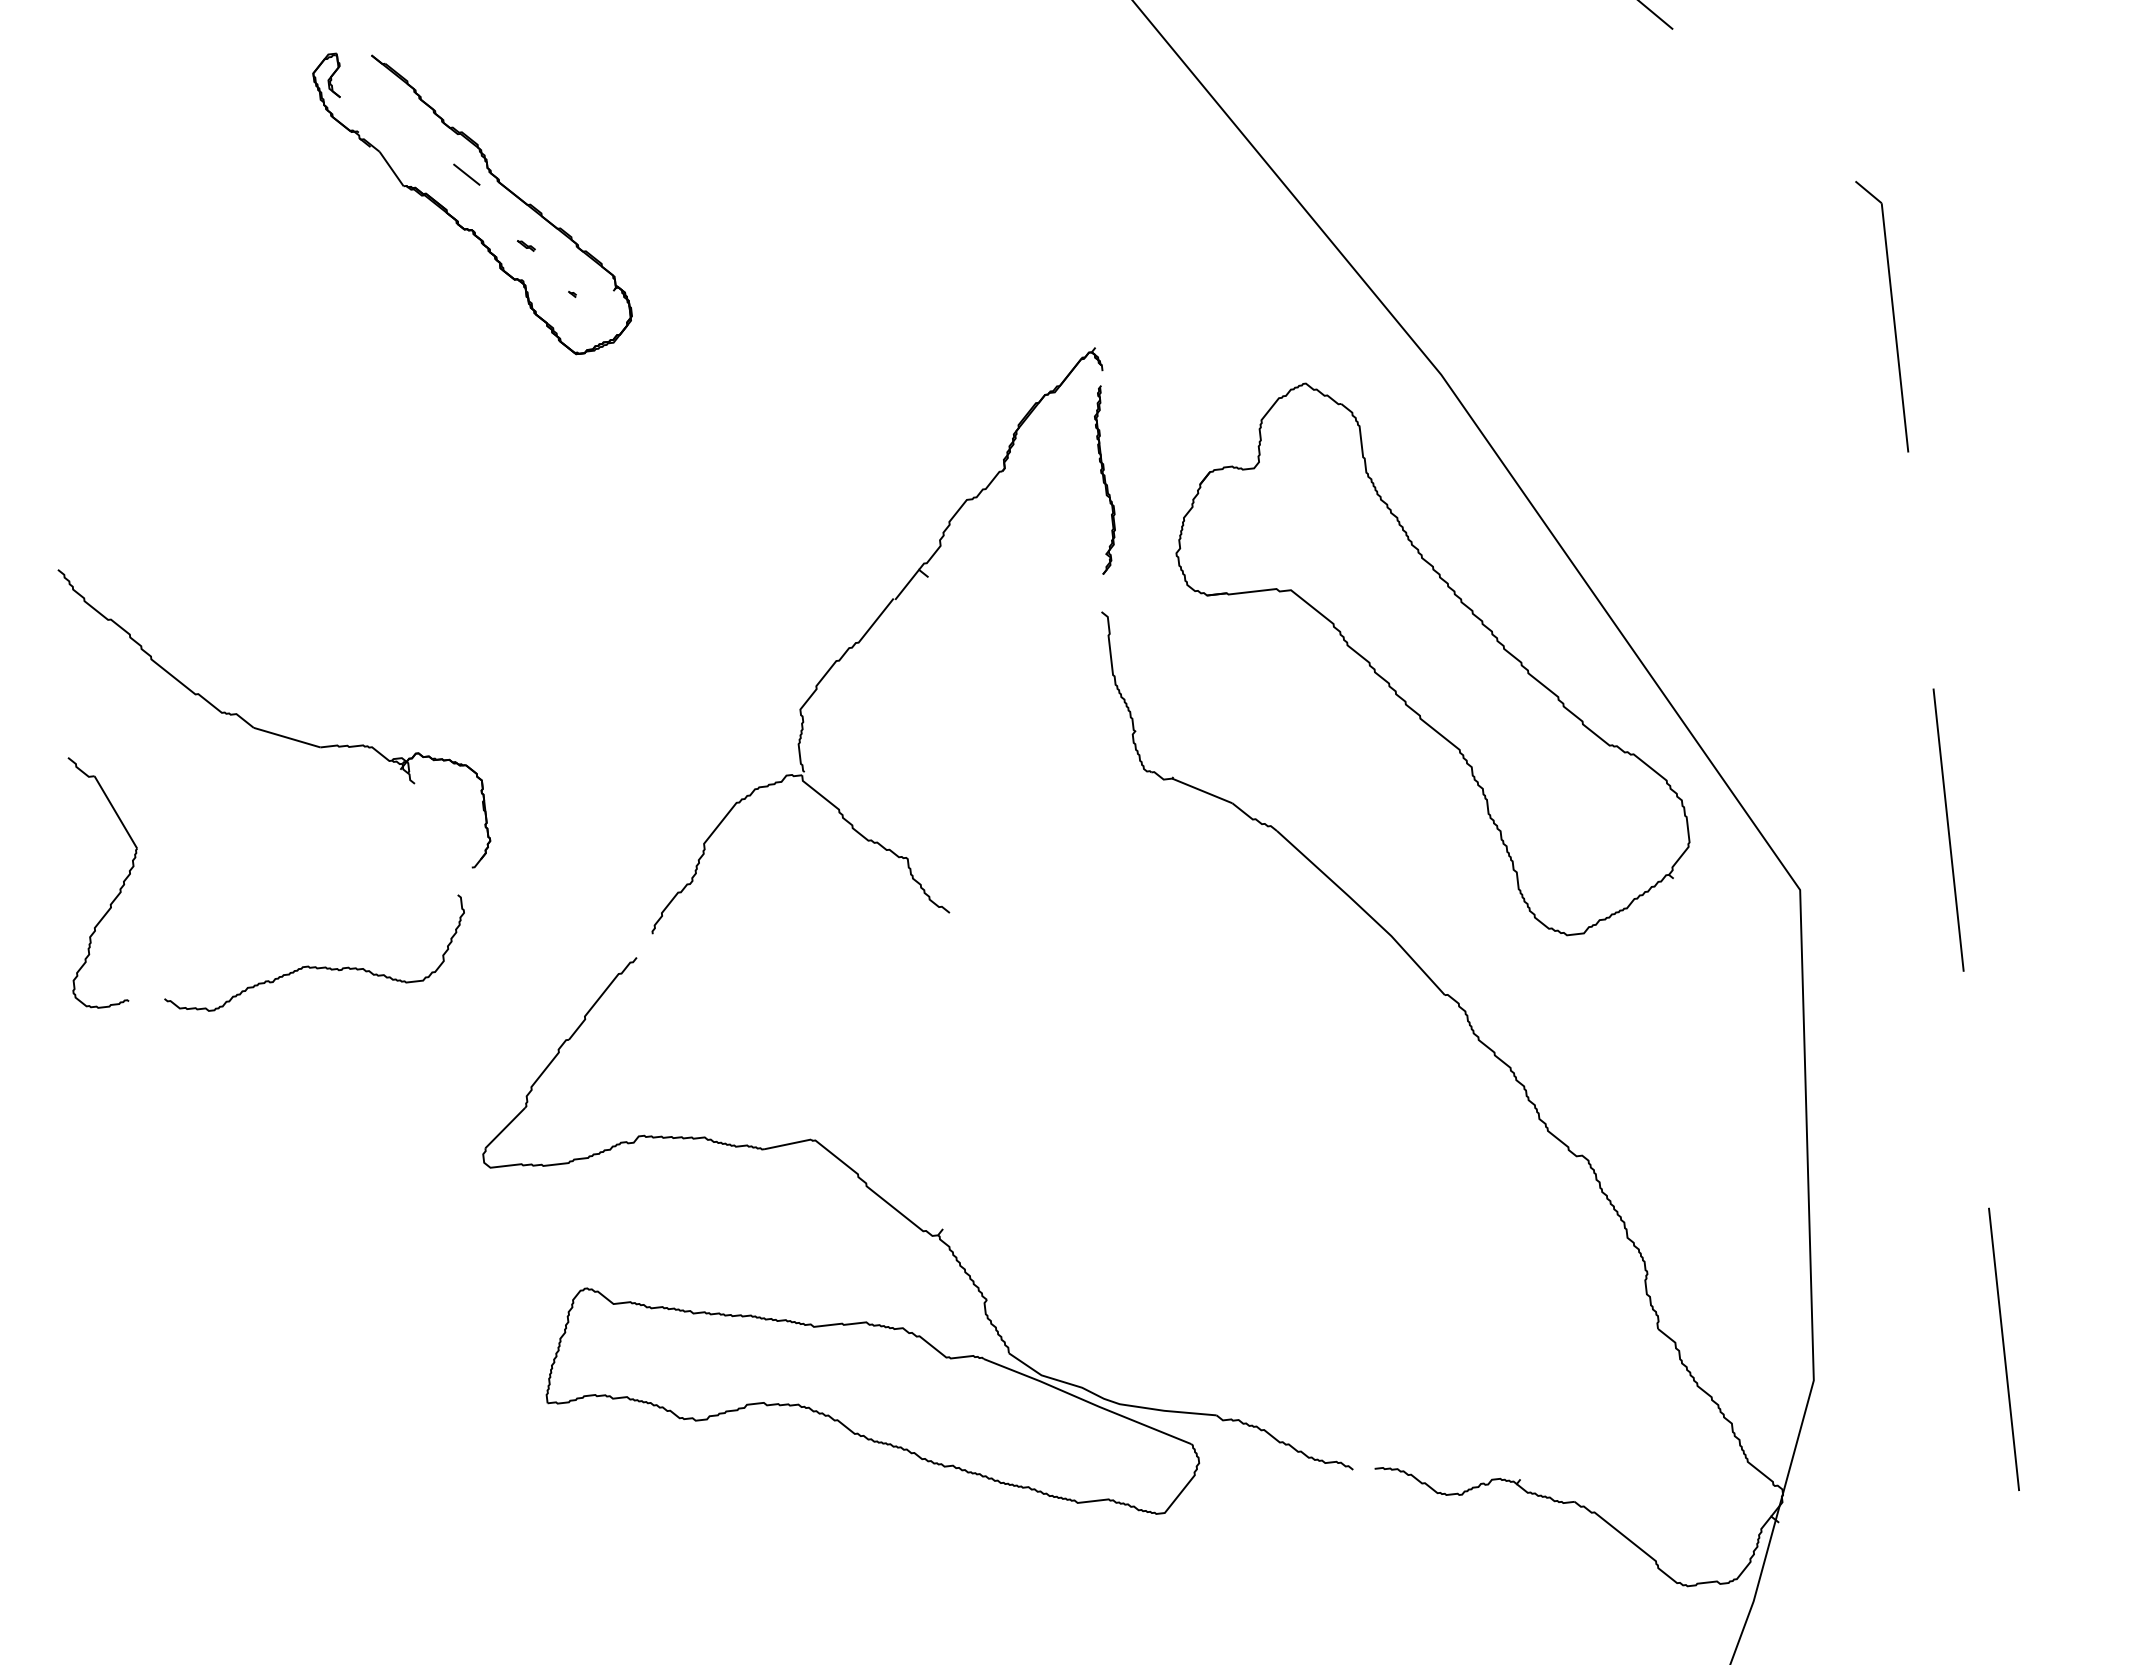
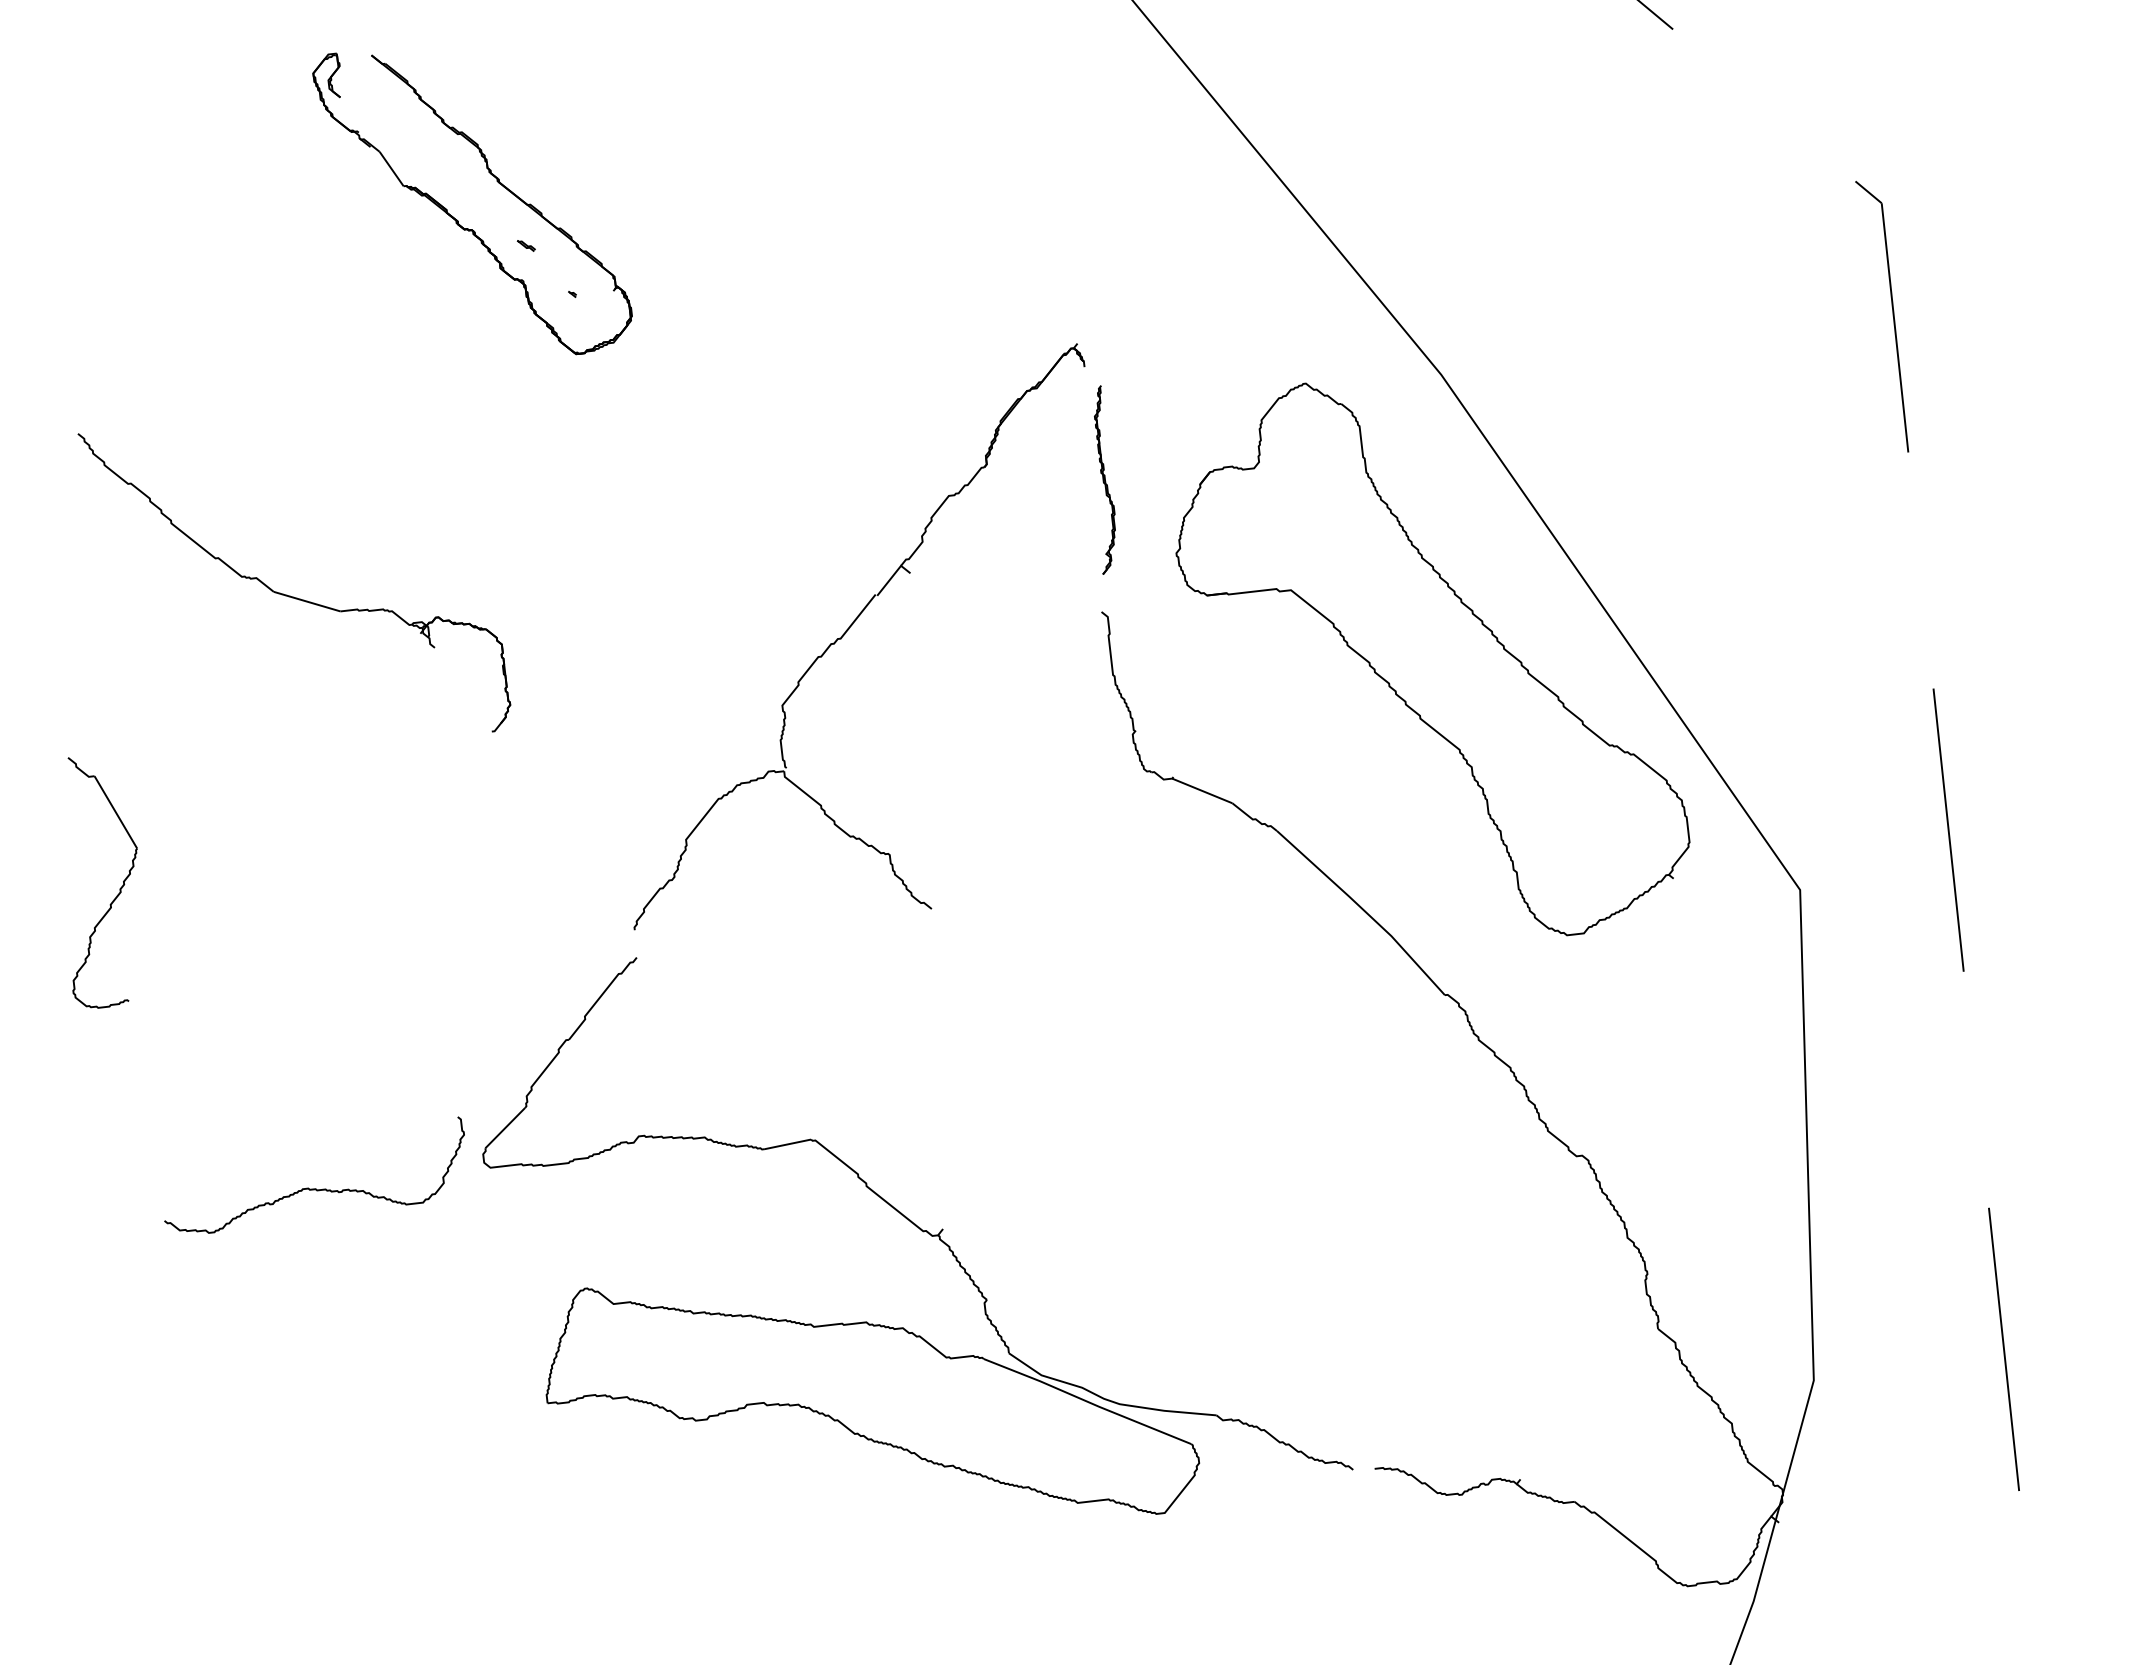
line: present -> none (466, 174)
part position: (867, 633) -> (849, 629) (849, 629)
part position: (270, 731) -> (290, 595) (290, 595)
curve position: (314, 966) -> (314, 1188) (314, 1188)
